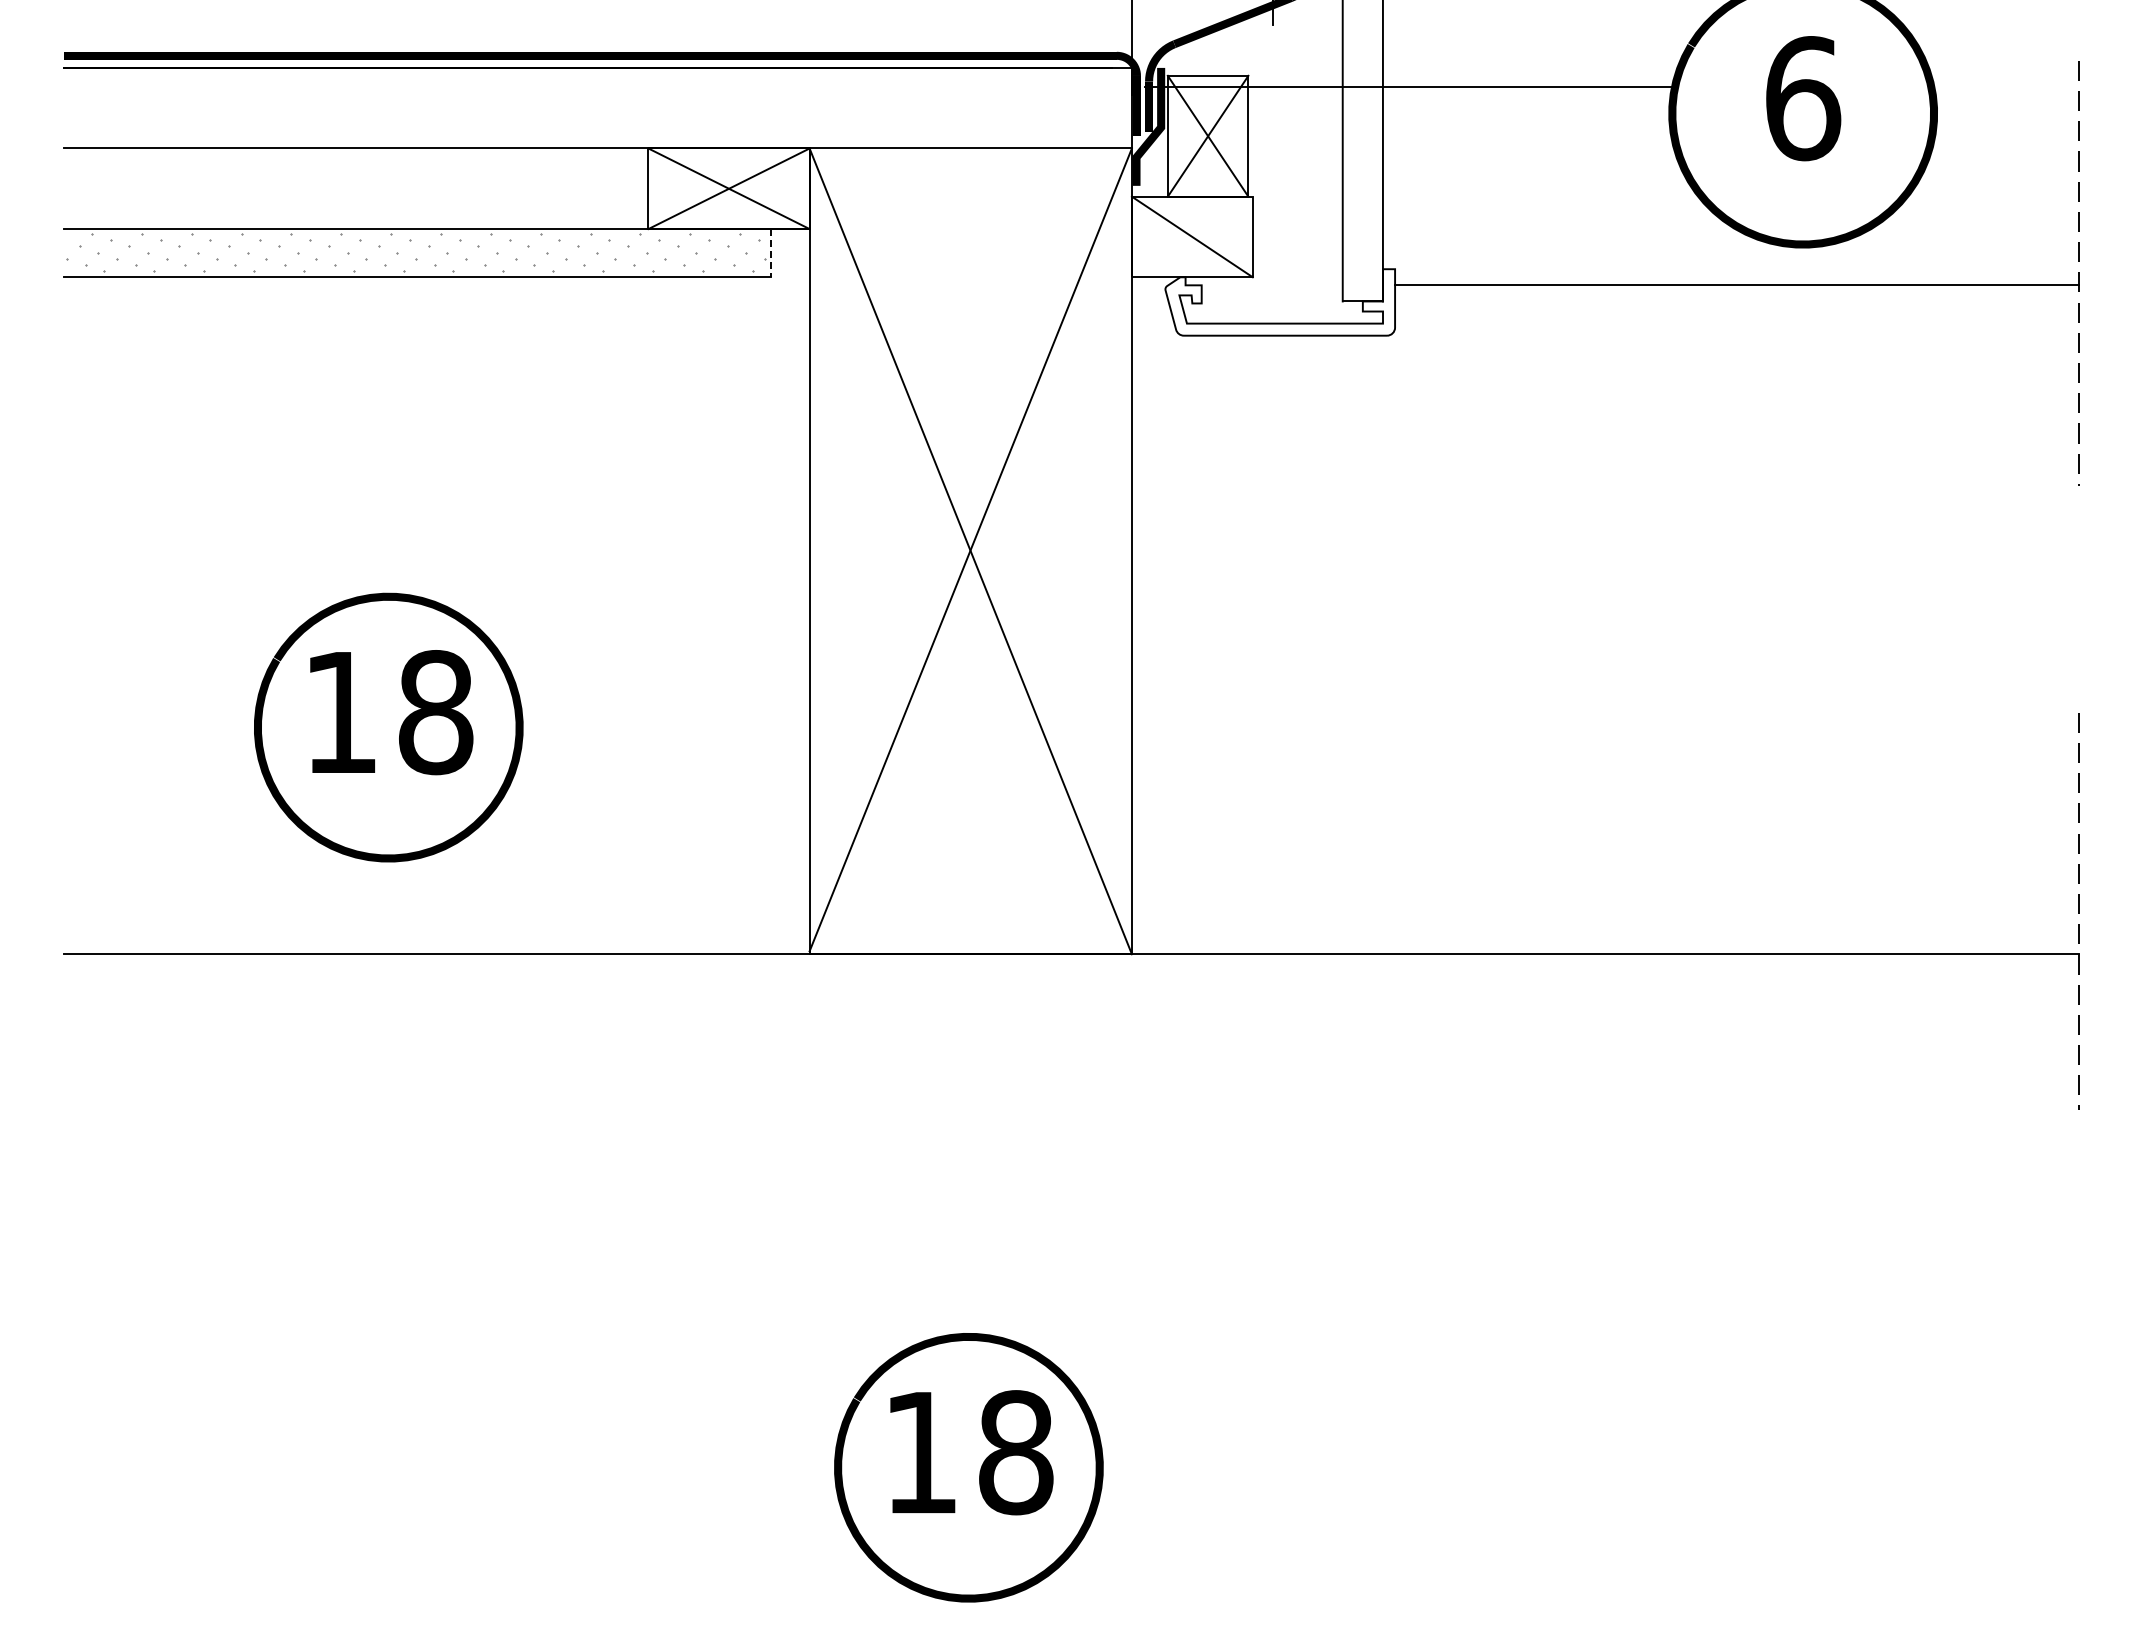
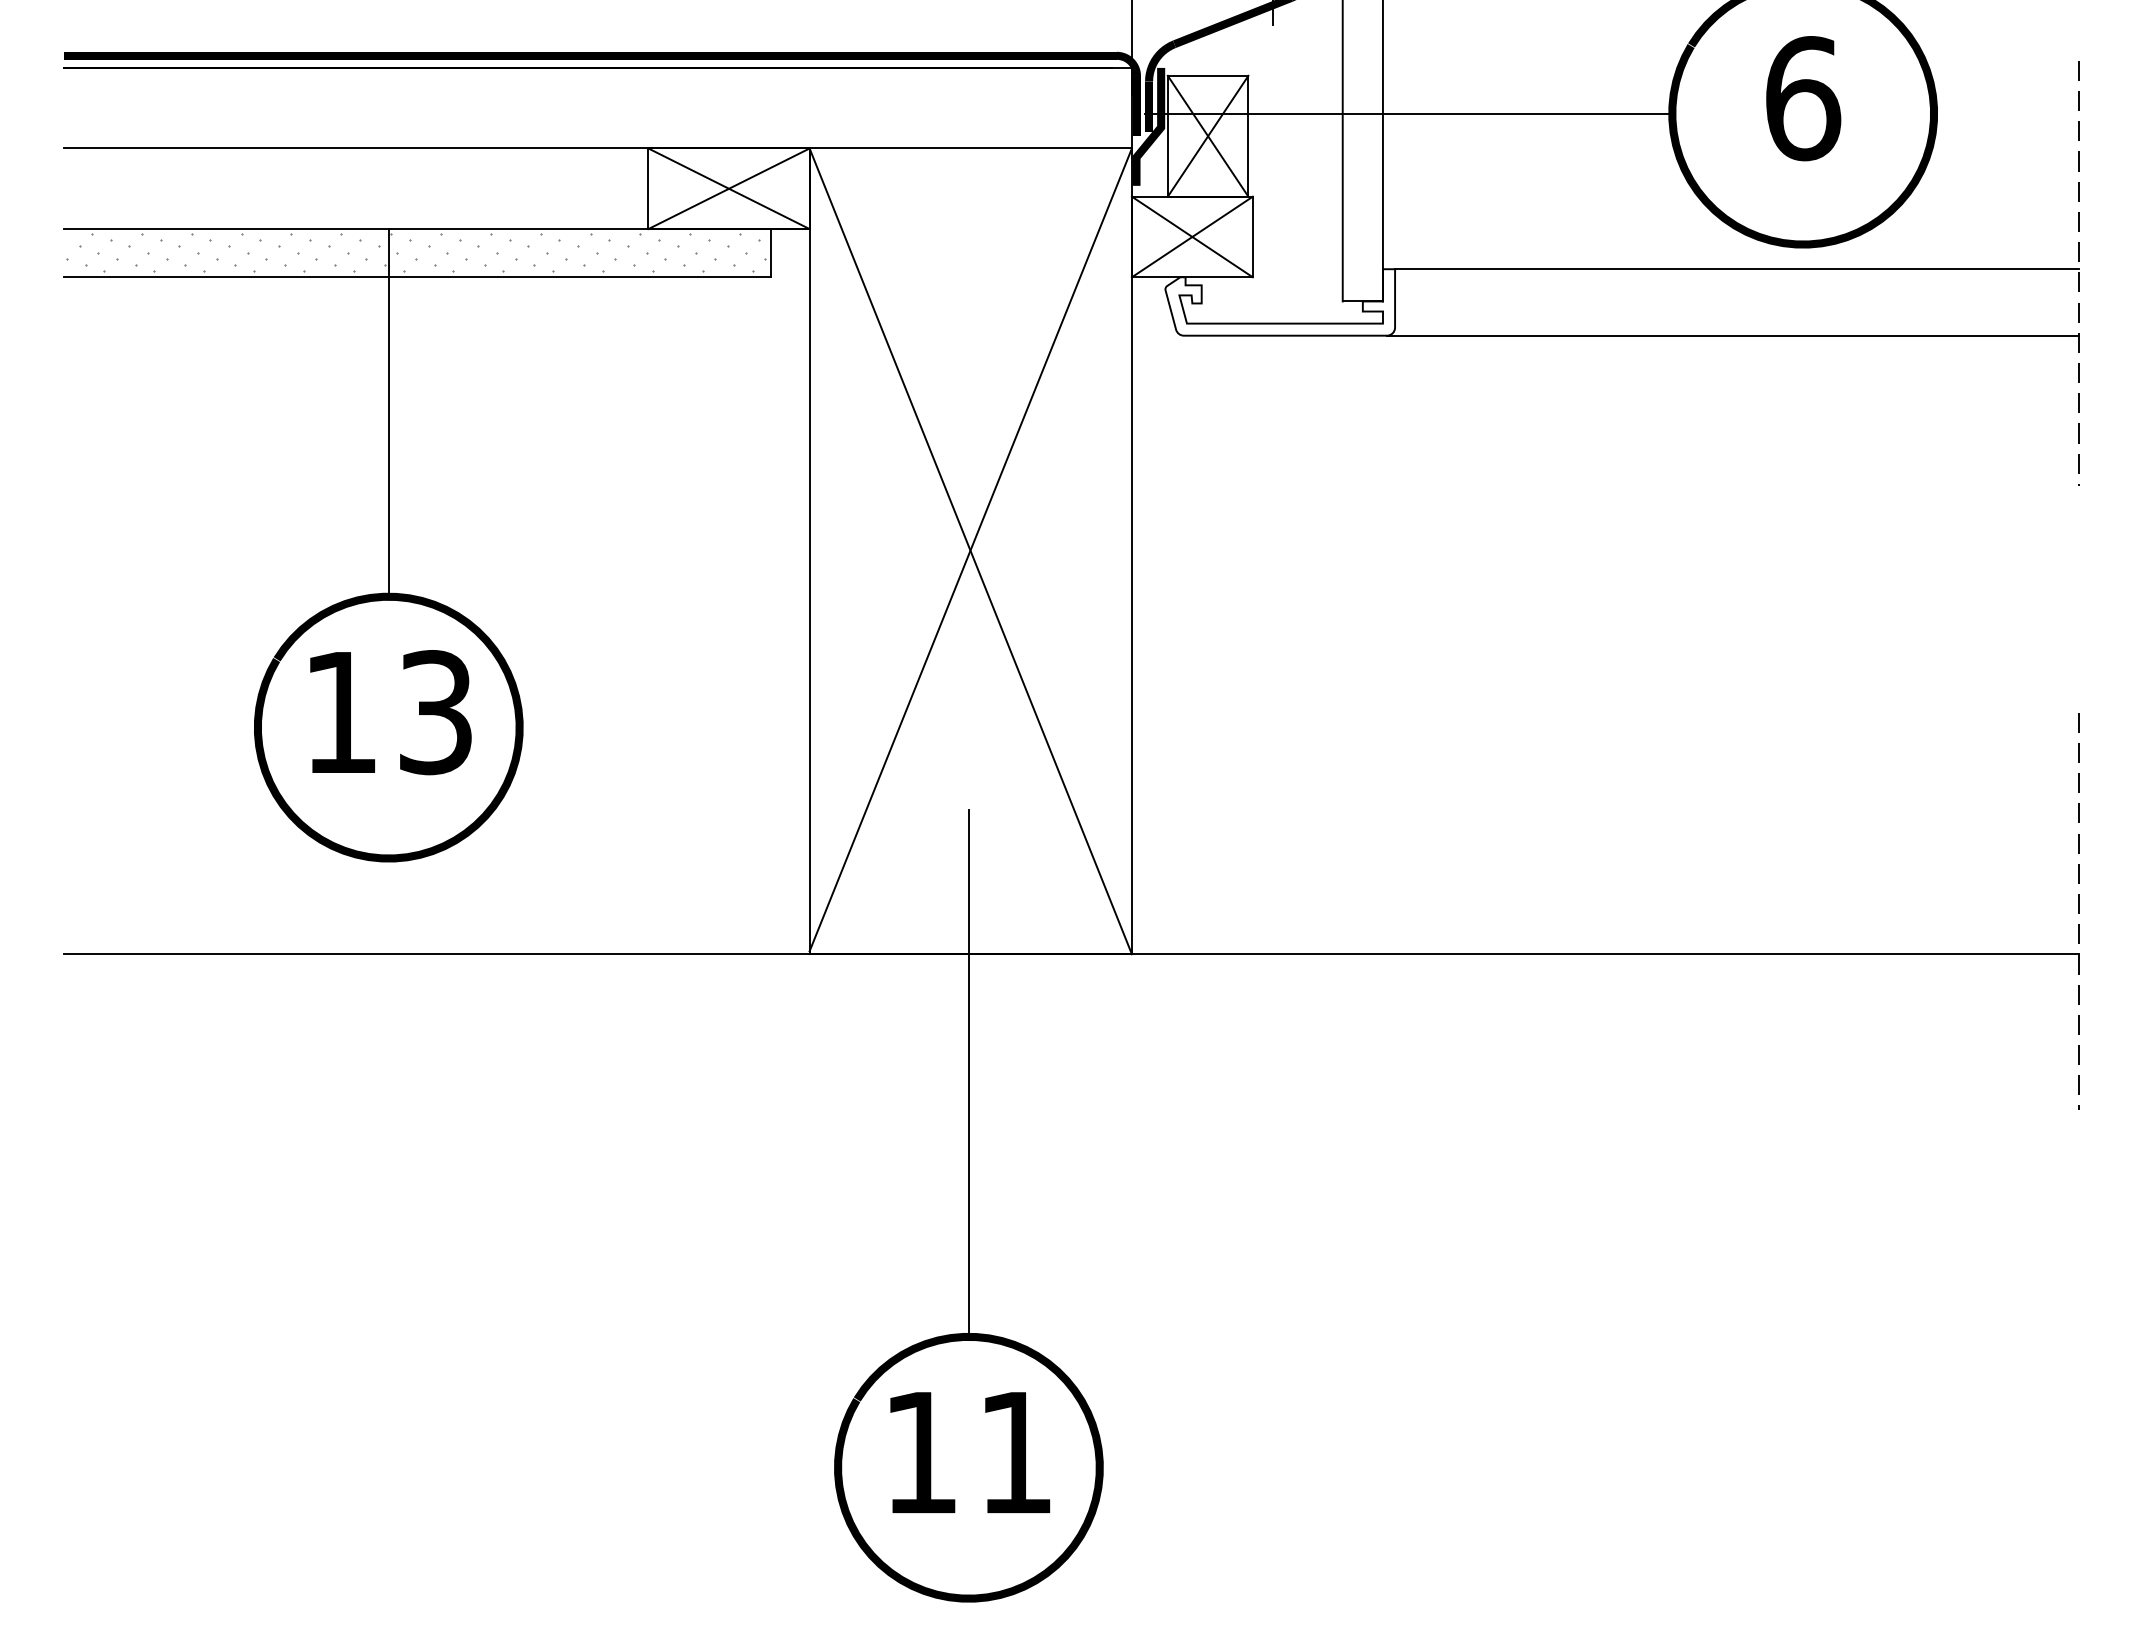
line position: (1408, 86) -> (1408, 113) (1408, 113)
line: none -> present (1191, 236)
line: dashed -> solid (770, 253)
line position: (1736, 285) -> (1736, 269) (1736, 269)
line: none -> present (1732, 335)
line: none -> present (388, 412)
text: 18 -> 13 (436, 712)
line: none -> present (968, 1072)
text: 18 -> 11 (1016, 1452)
